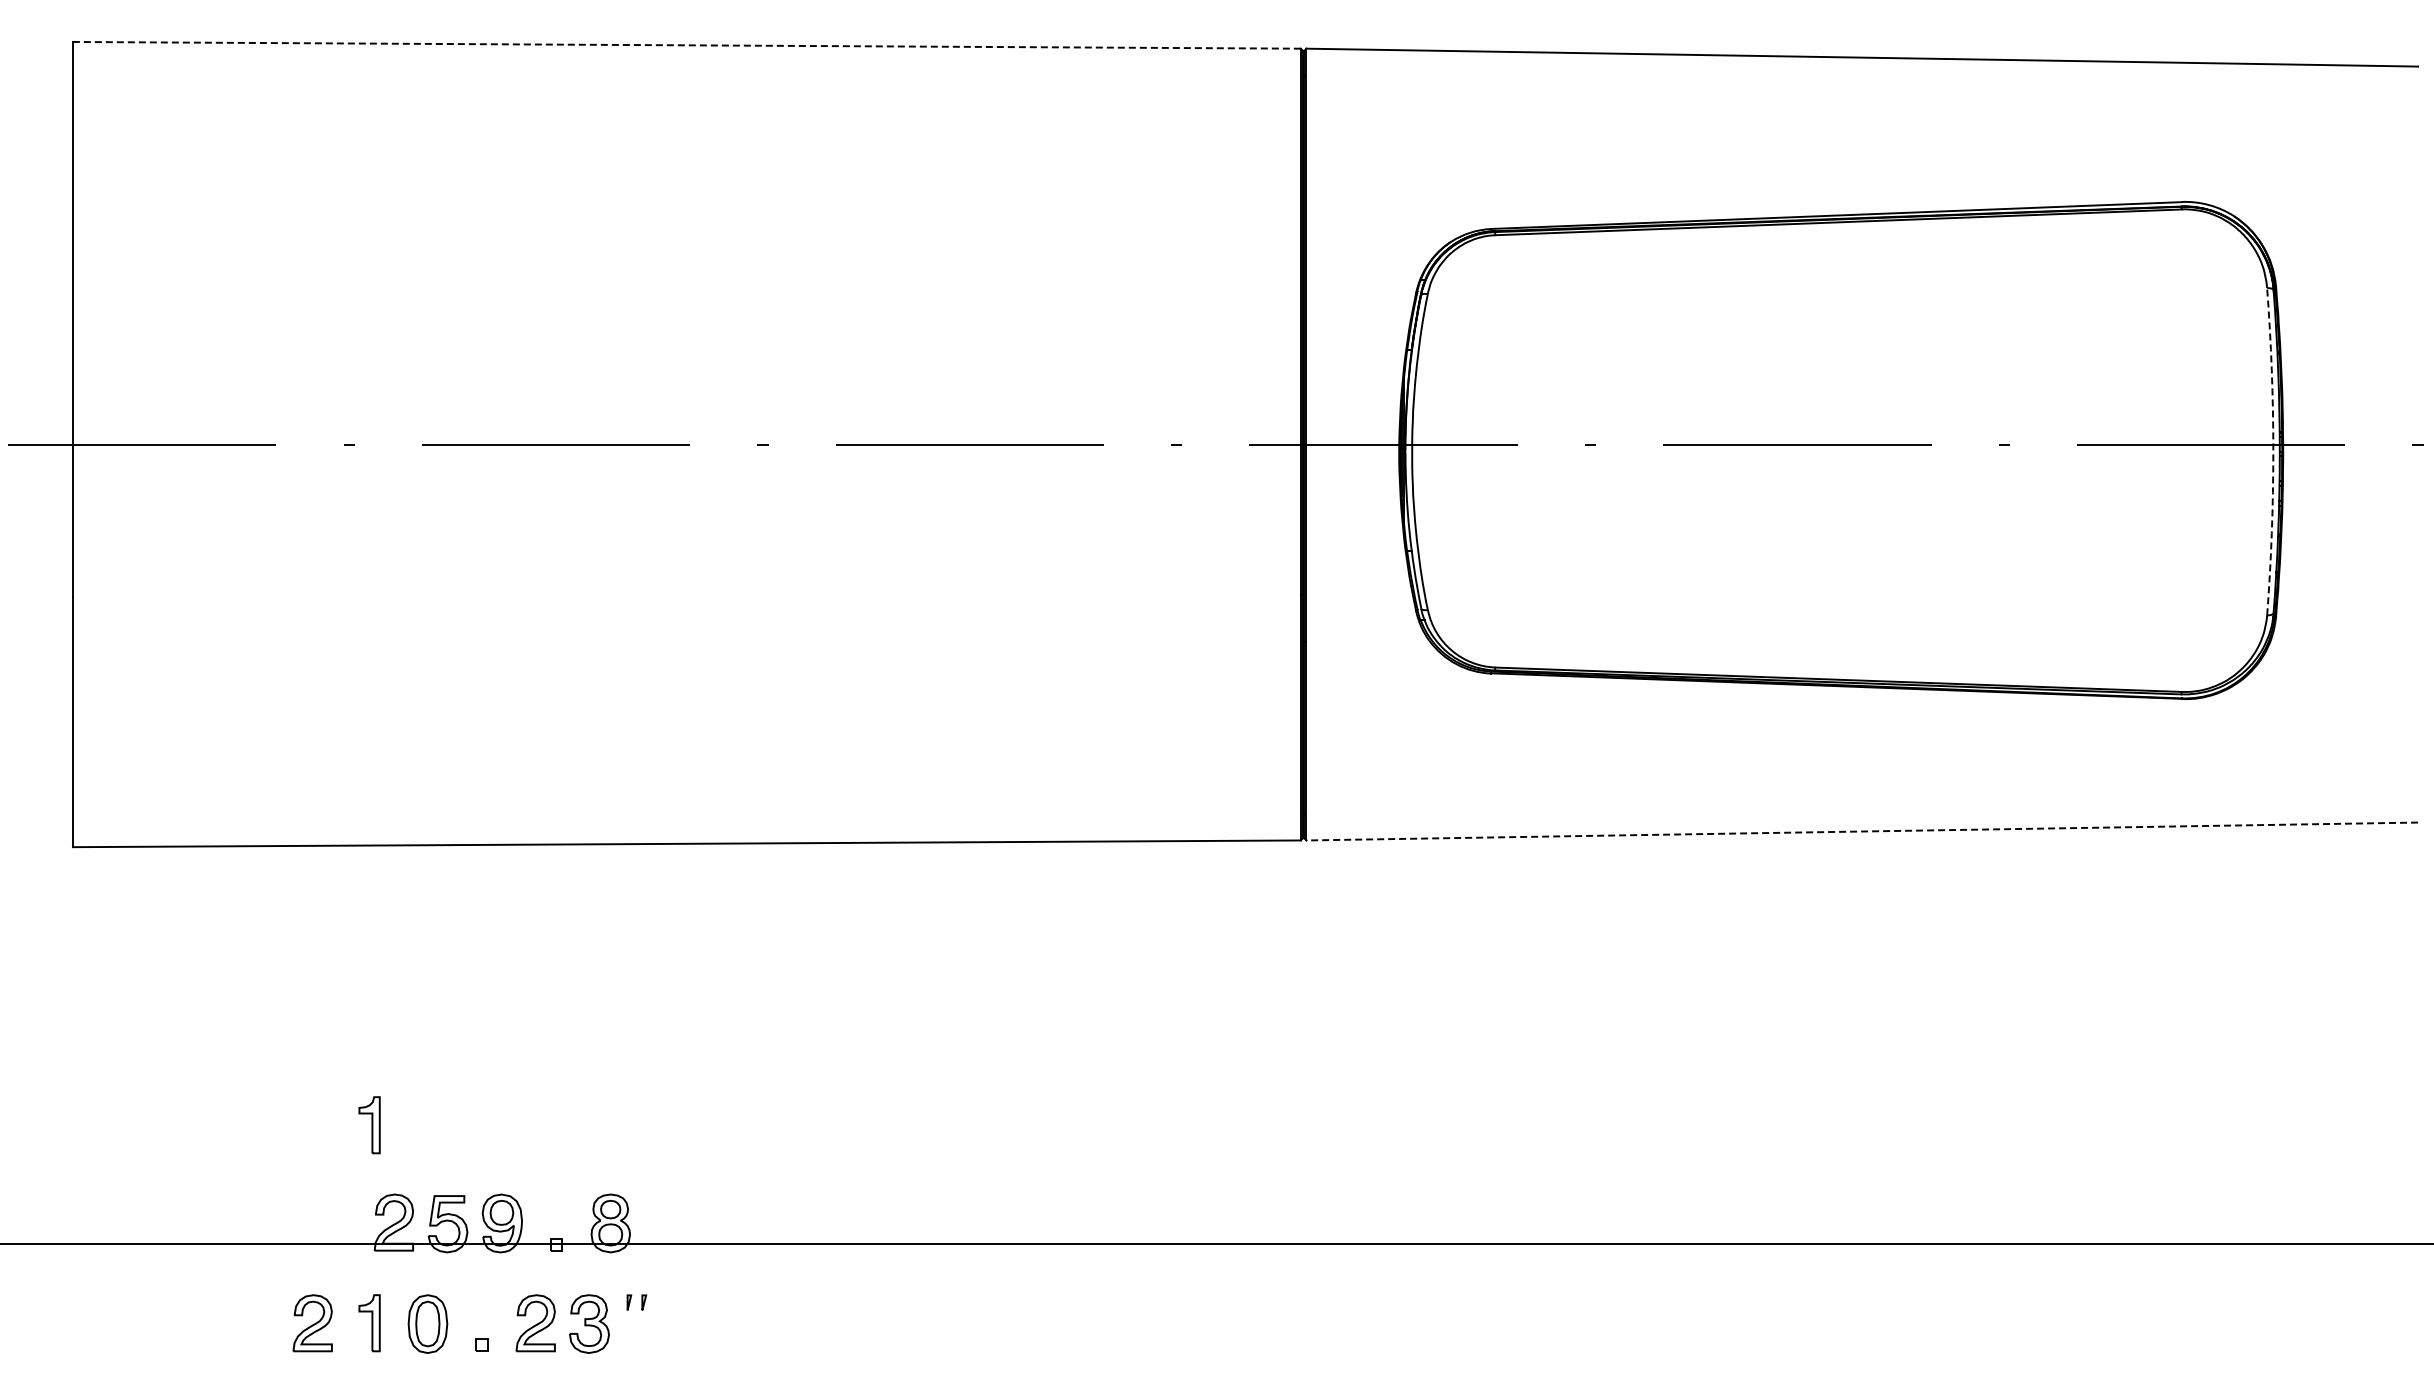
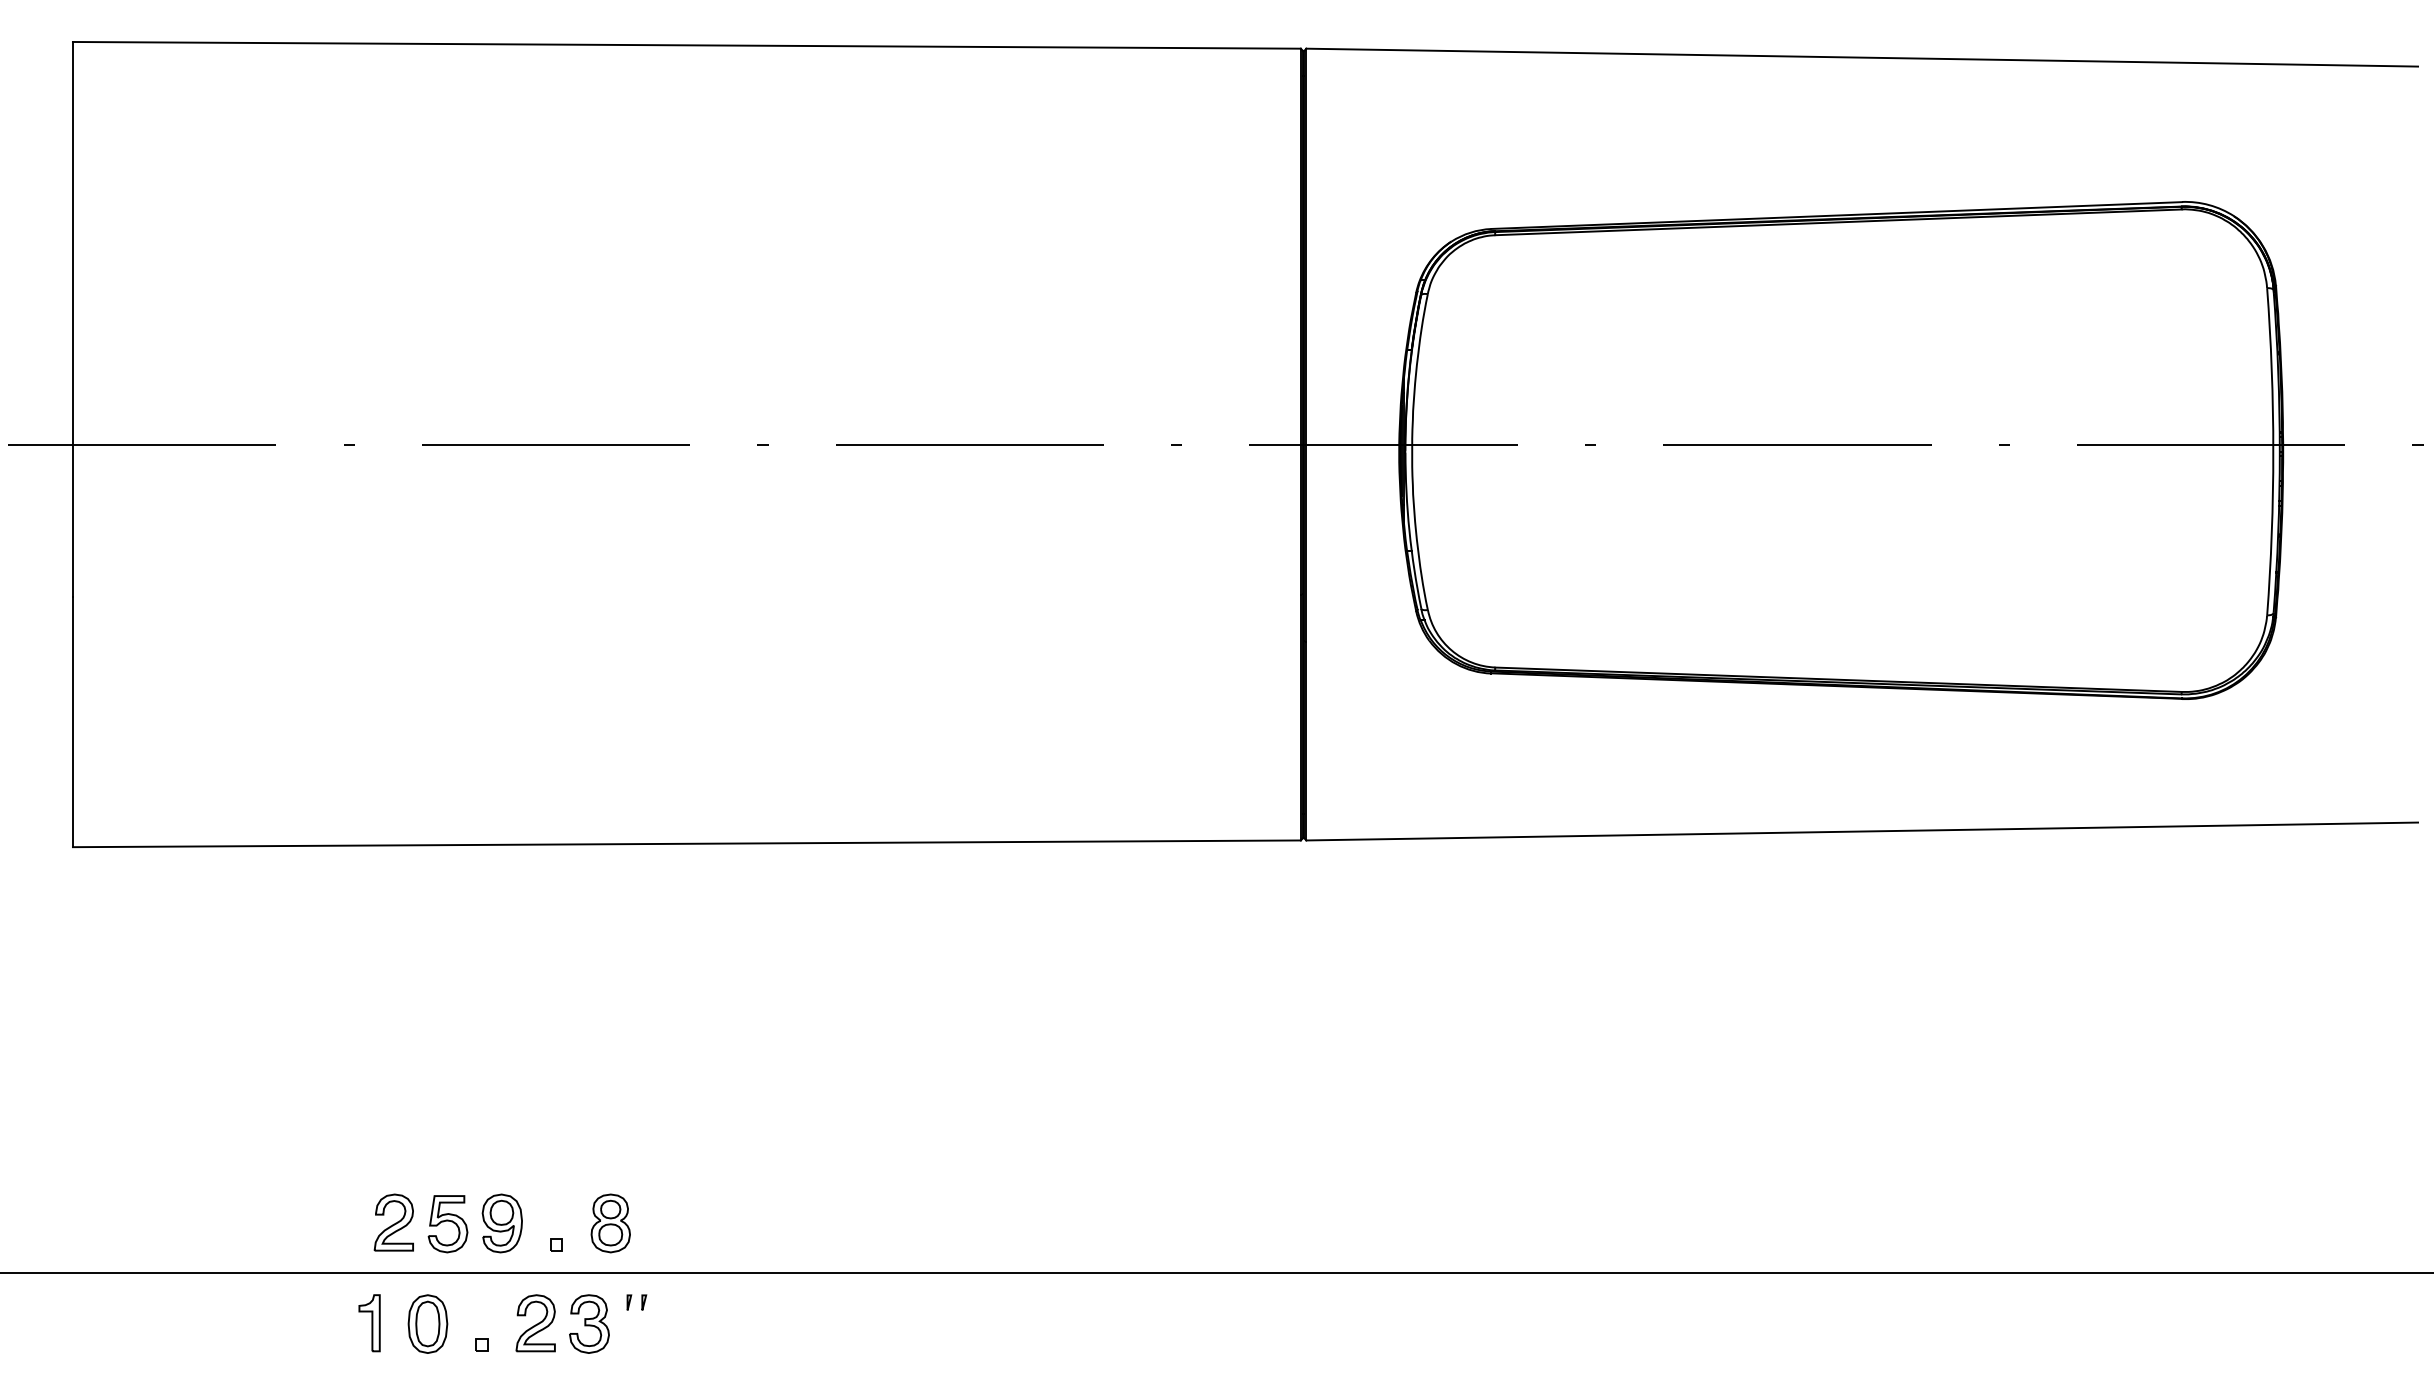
line: dashed -> solid (686, 45)
arc: dashed -> solid (2273, 451)
line: dashed -> solid (1862, 831)
part: present -> none (369, 1125)
line position: (1216, 1244) -> (1216, 1273) (1216, 1273)
part: present -> none (312, 1323)
